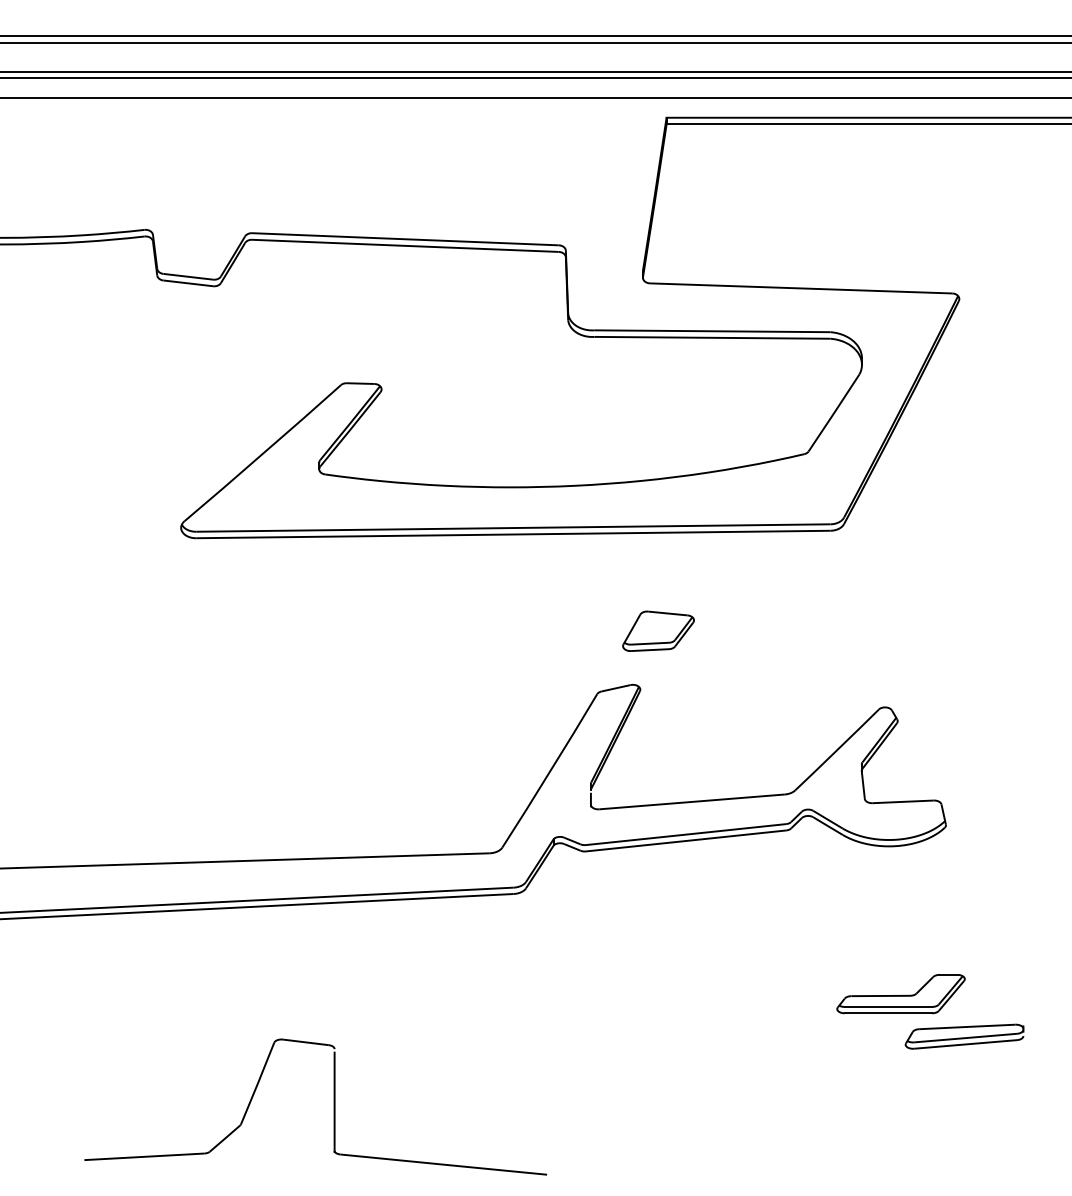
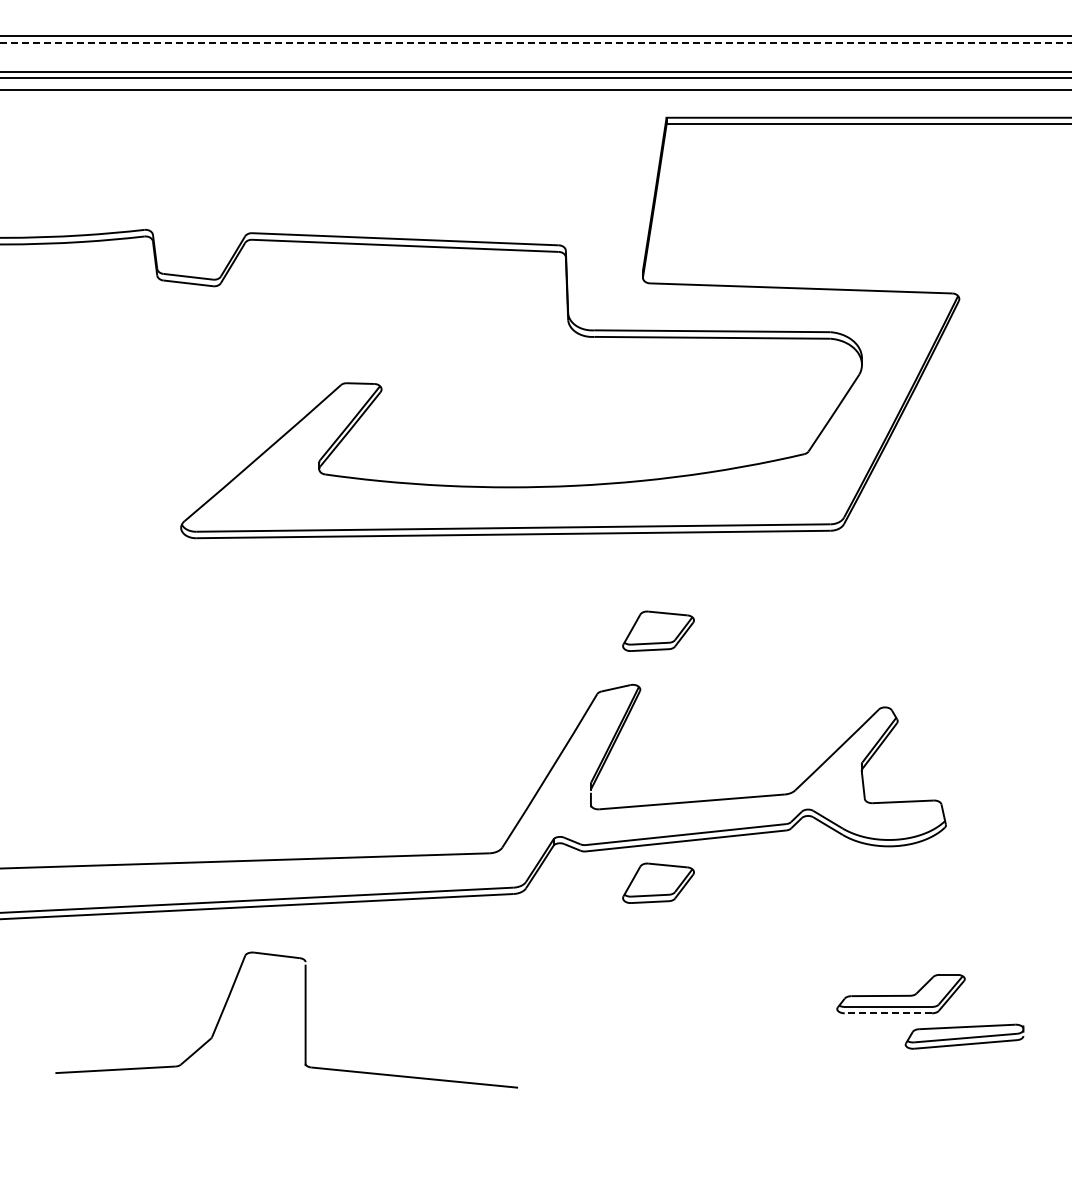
line: solid -> dashed (536, 42)
line position: (535, 98) -> (535, 90) (535, 90)
part: none -> present (658, 882)
line: solid -> dashed (888, 1013)
part position: (333, 1106) -> (304, 1019) (304, 1019)
